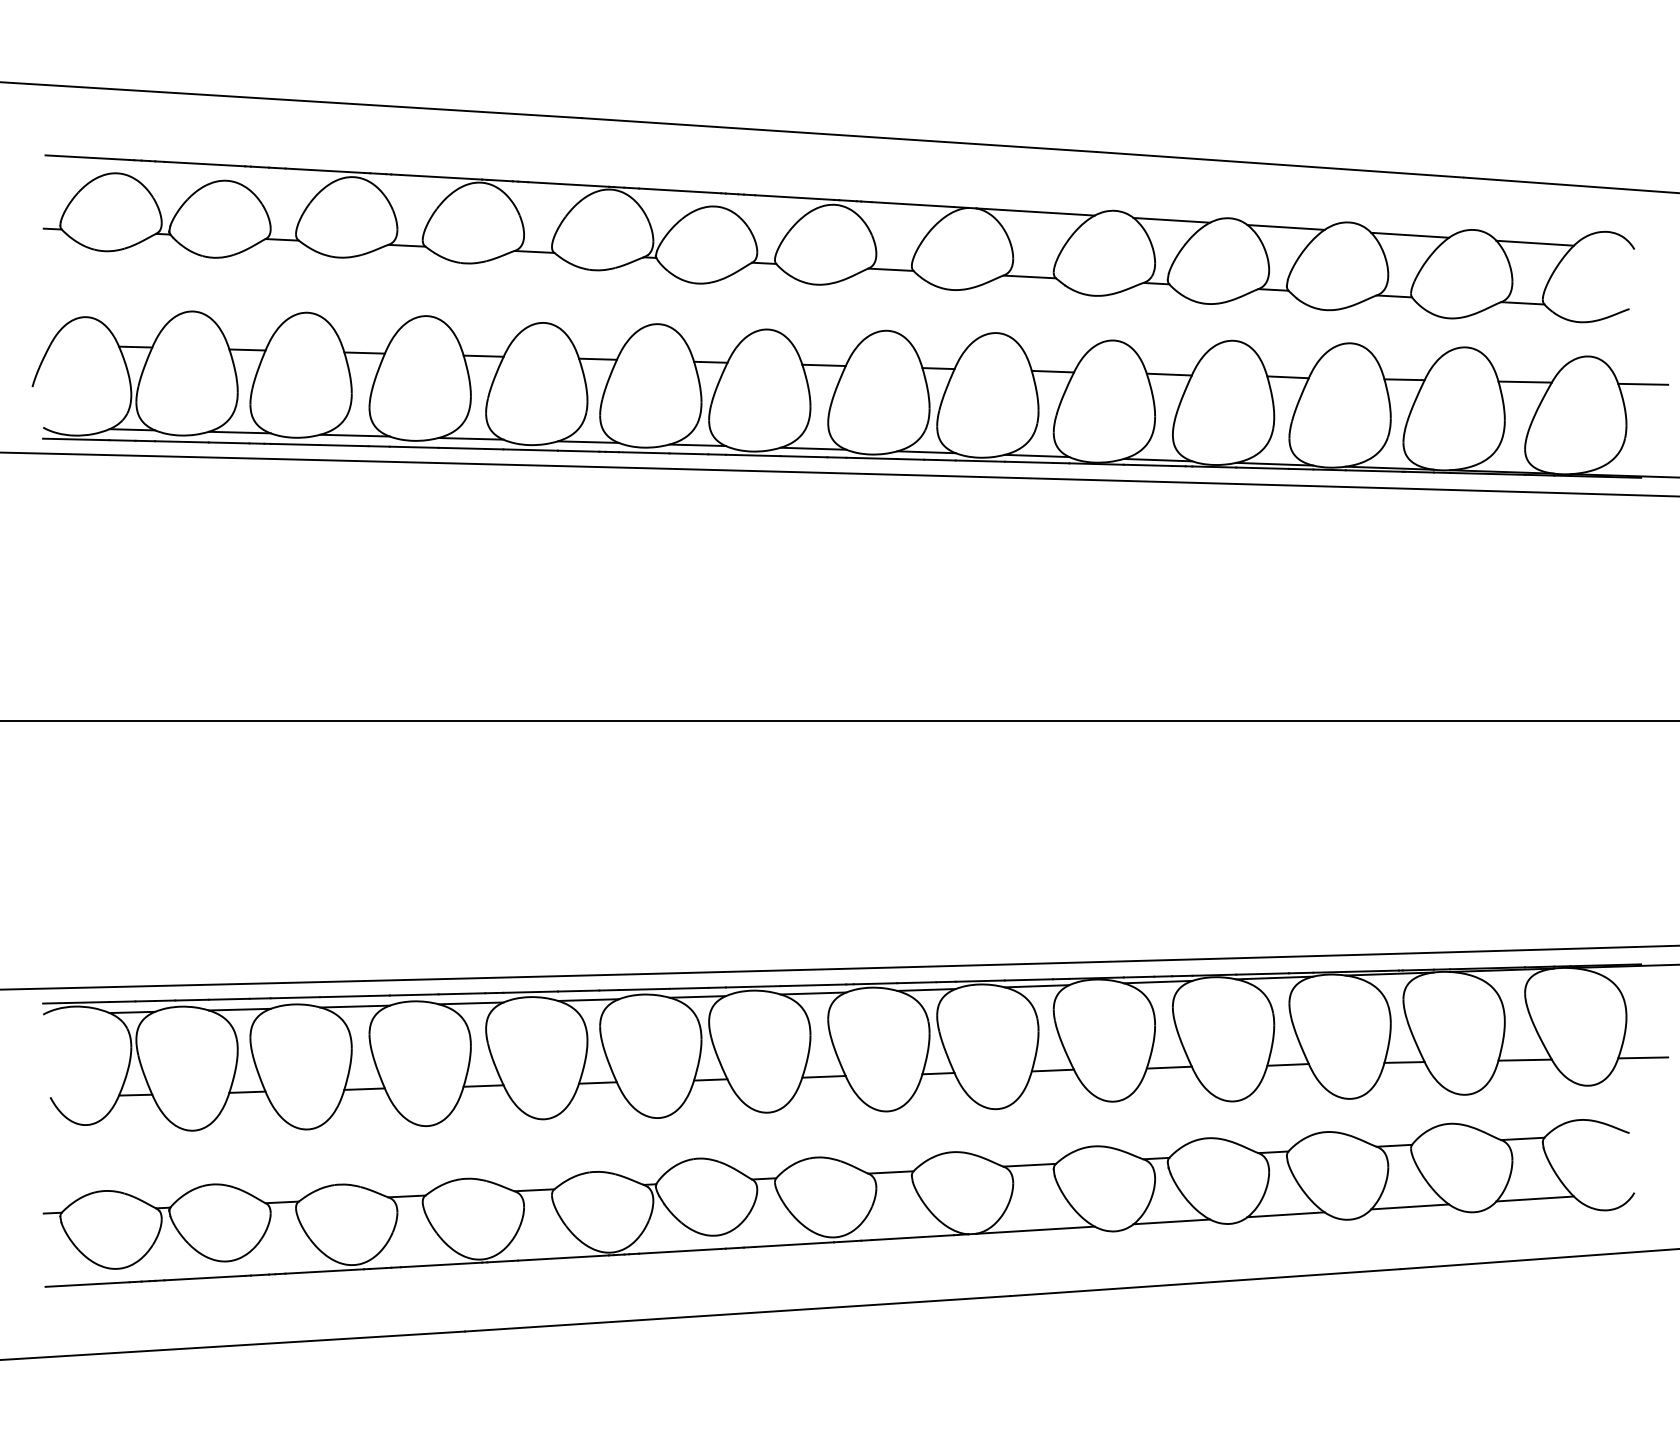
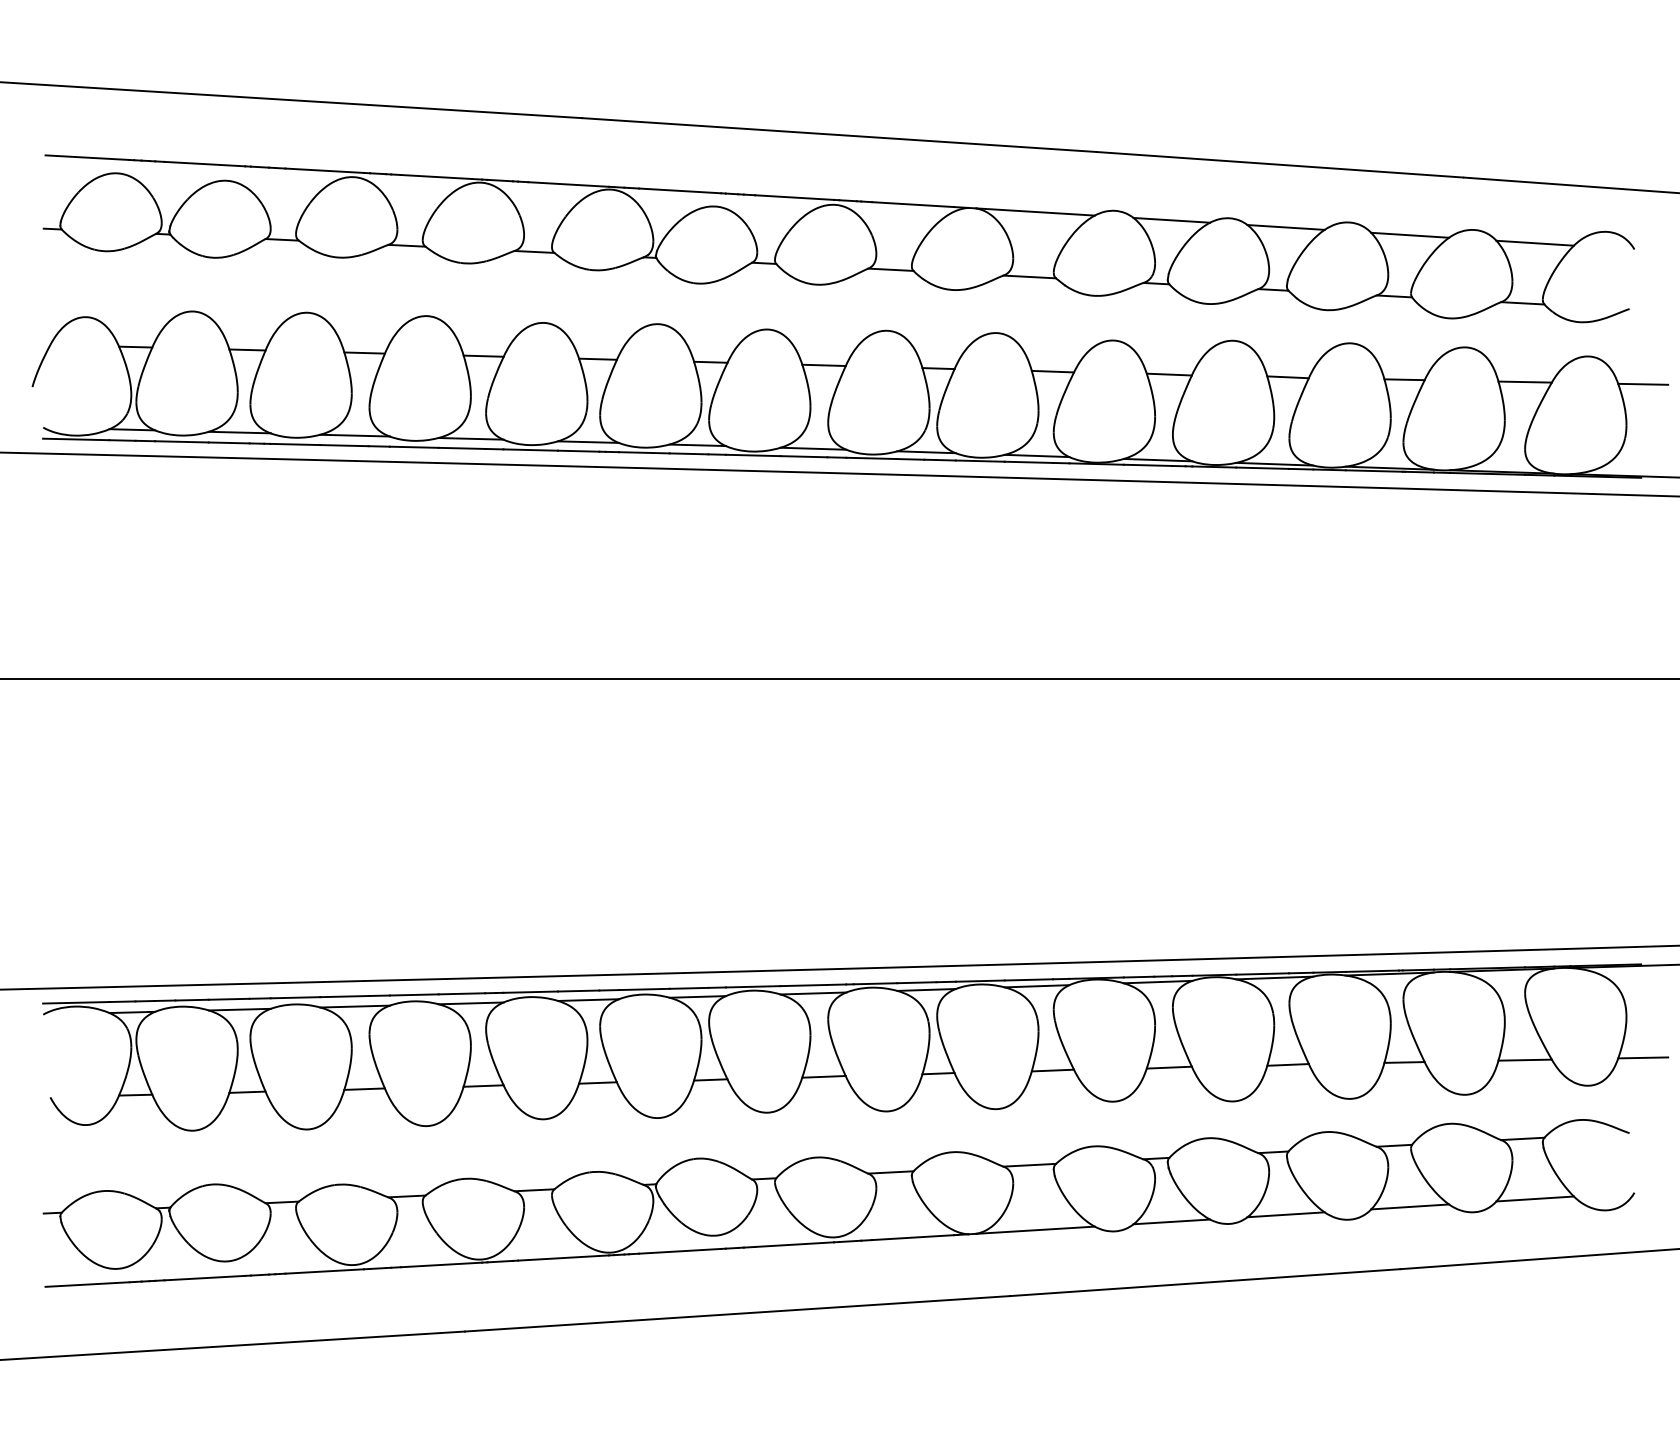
line position: (839, 721) -> (839, 679) (839, 679)
